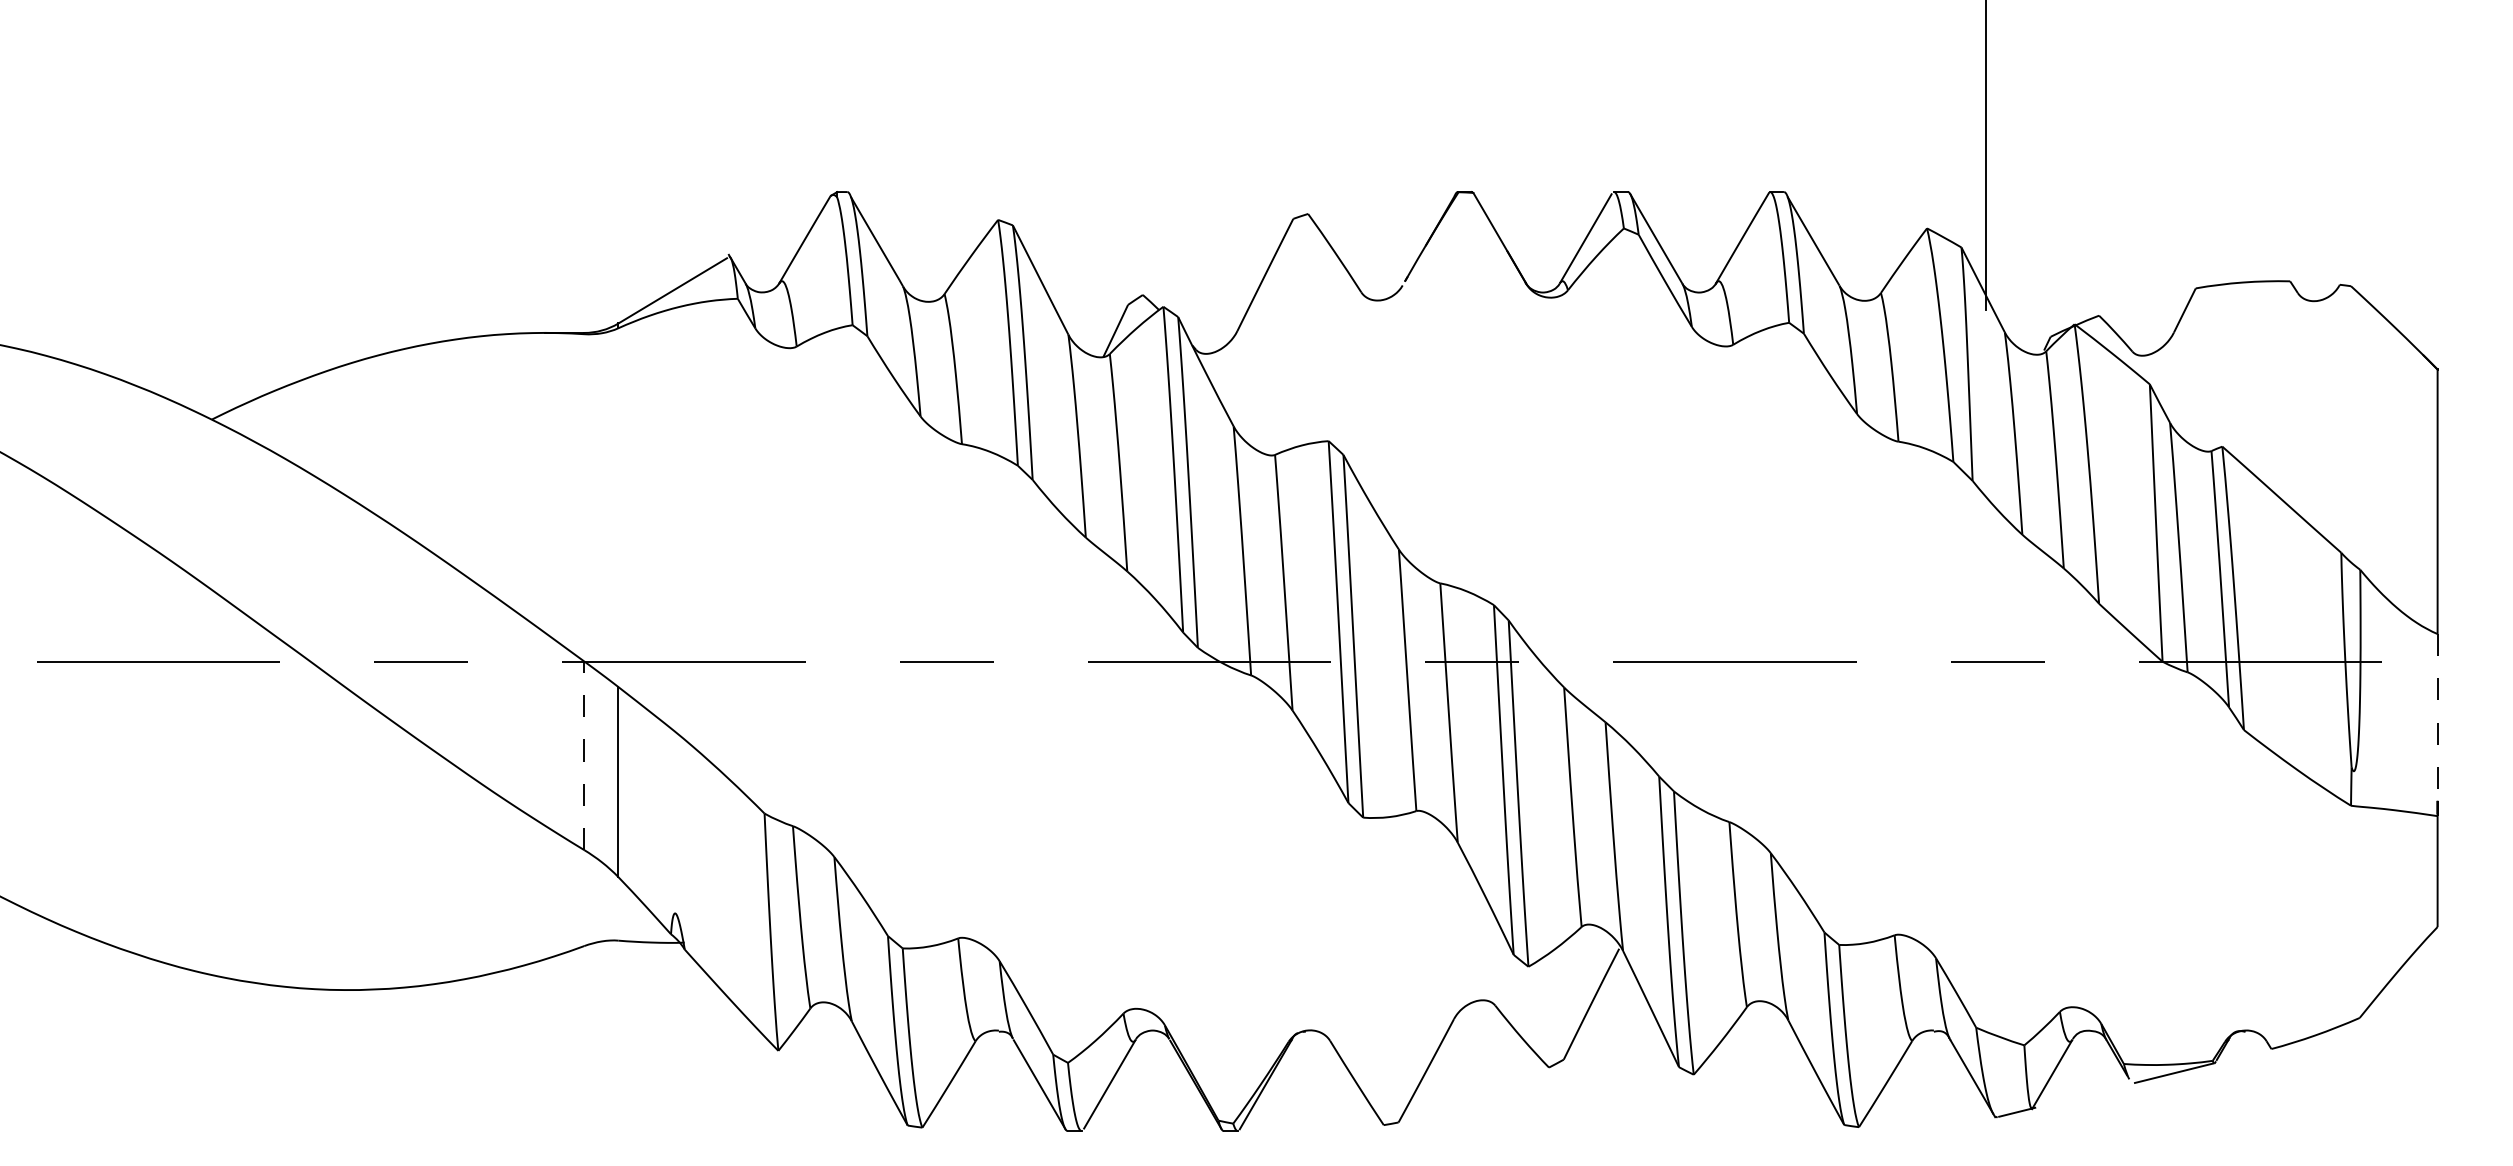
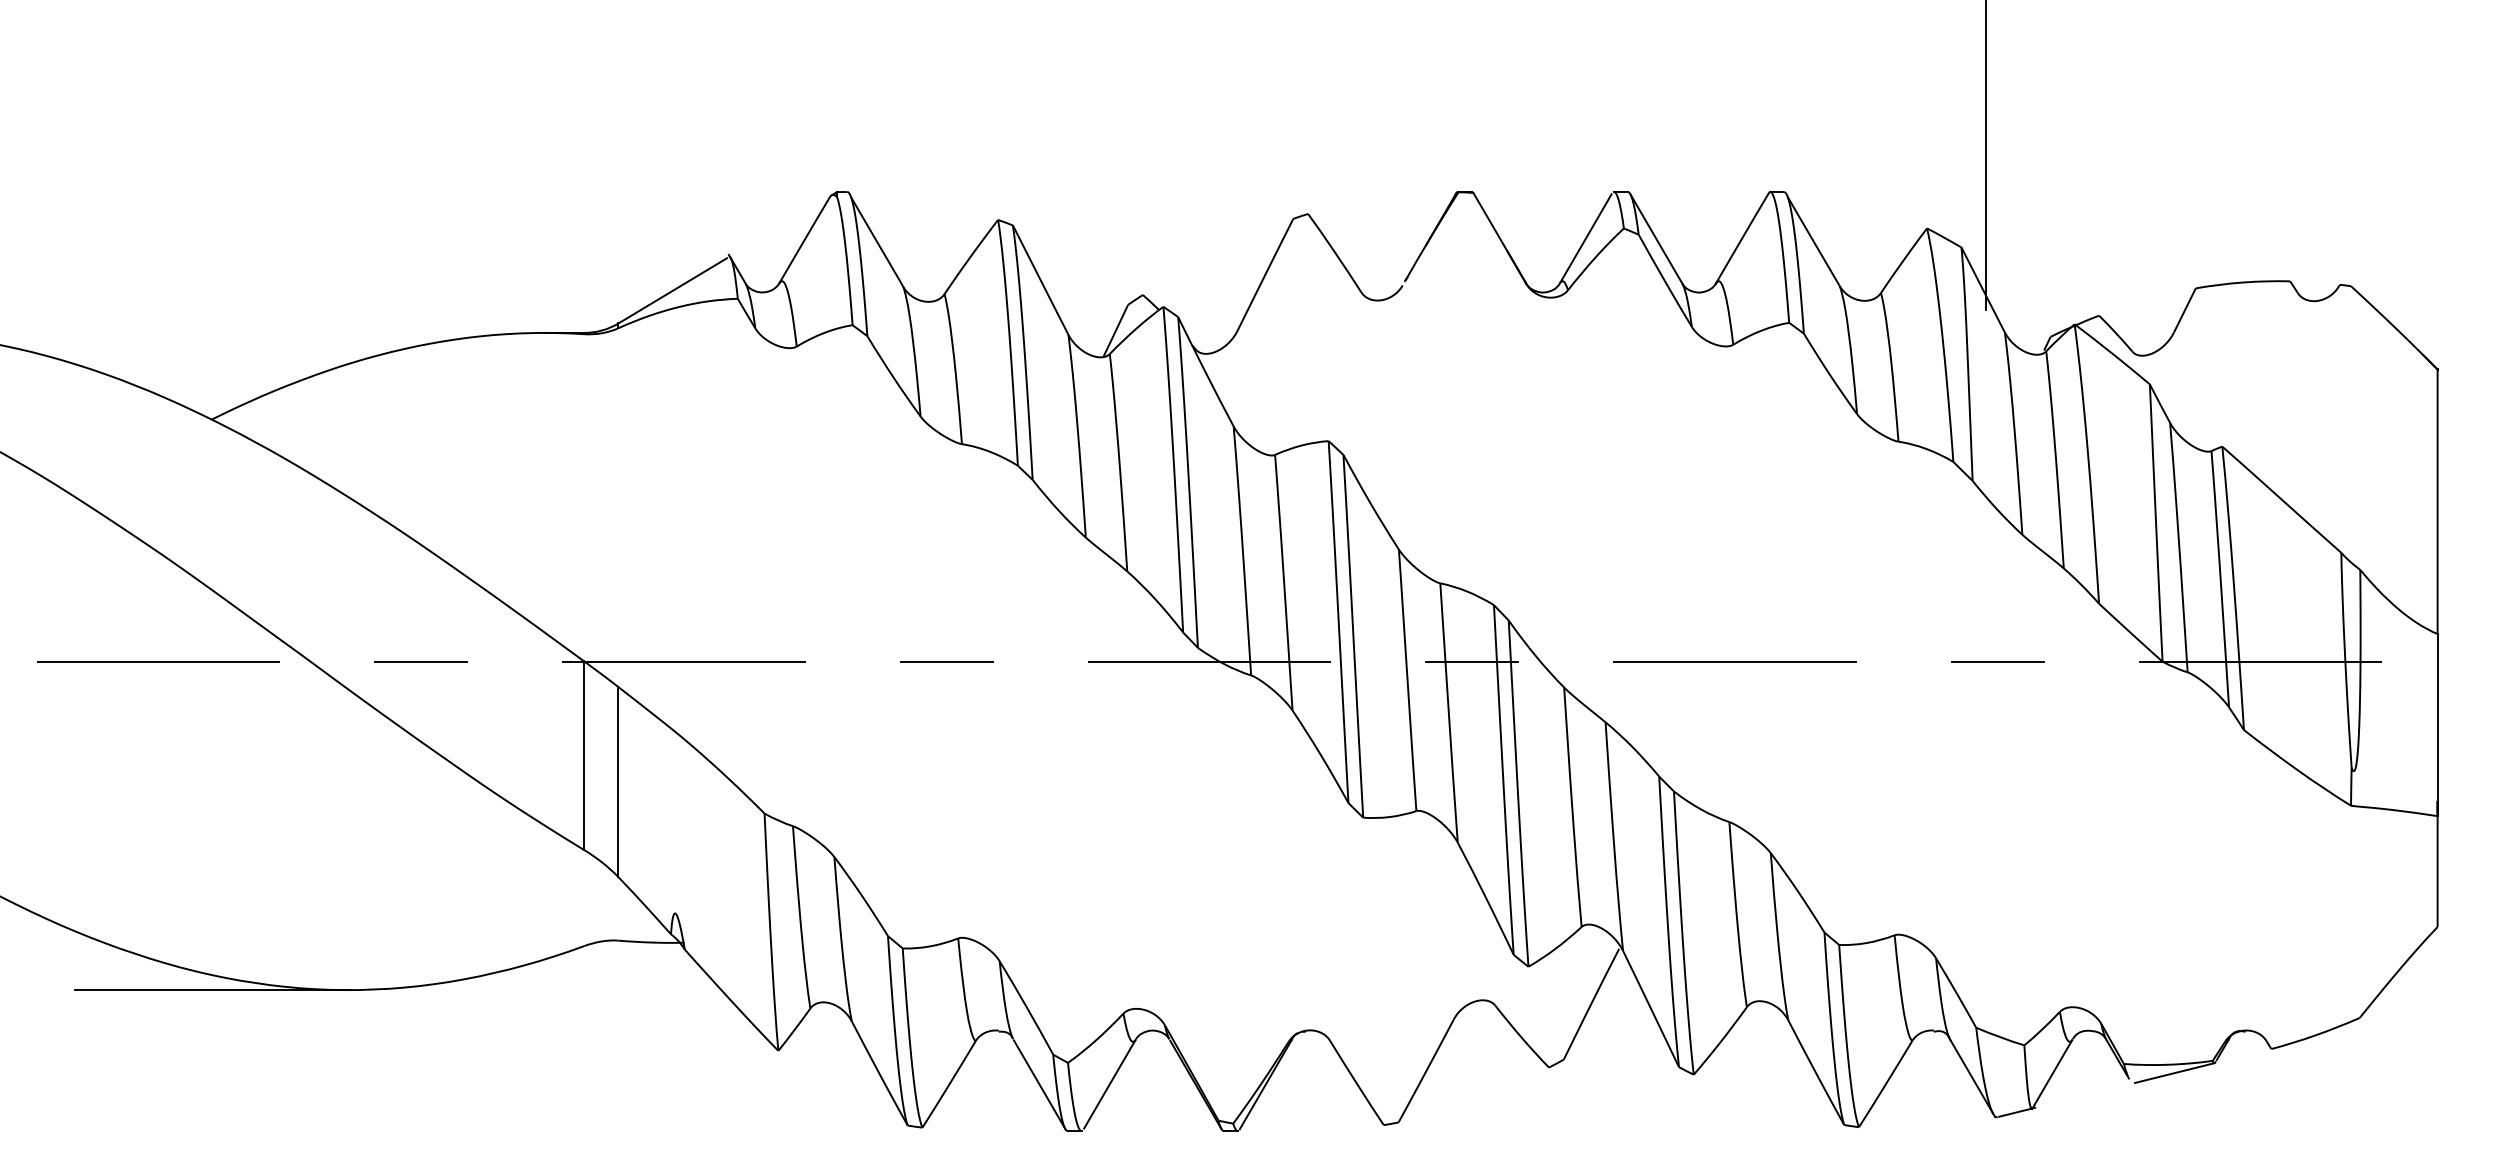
line: dashed -> solid (2437, 725)
line: dashed -> solid (584, 755)
line: none -> present (211, 990)
